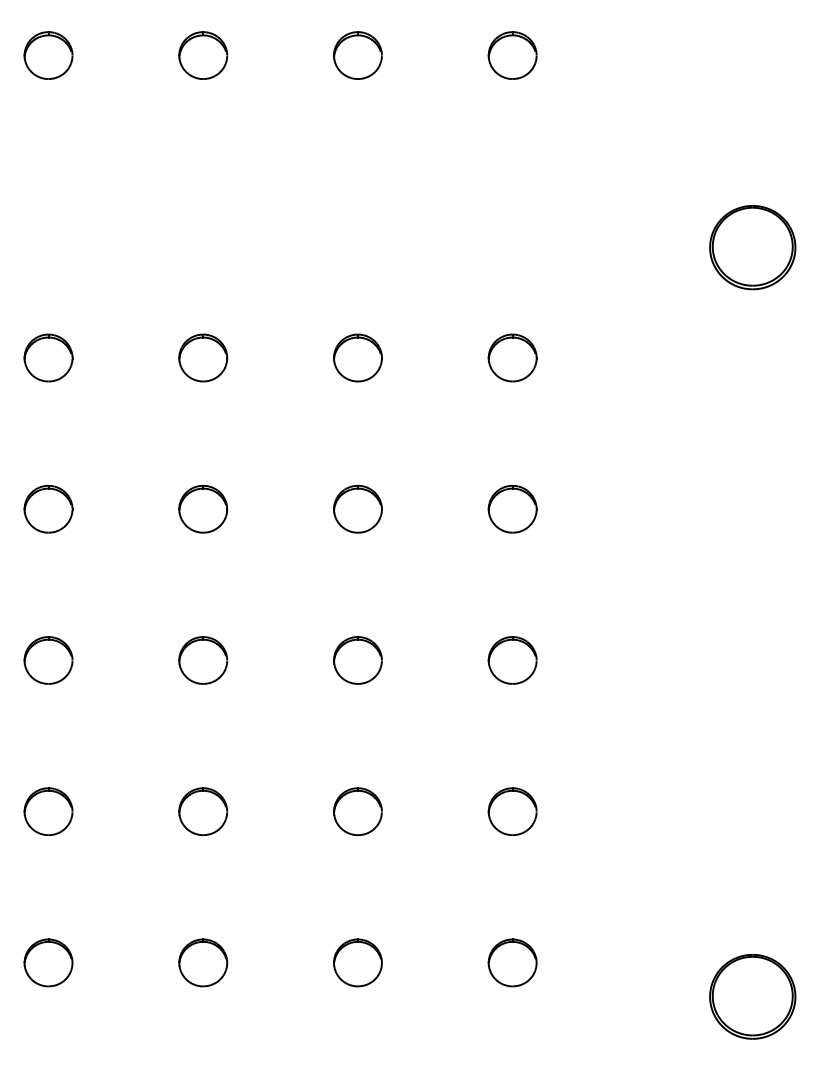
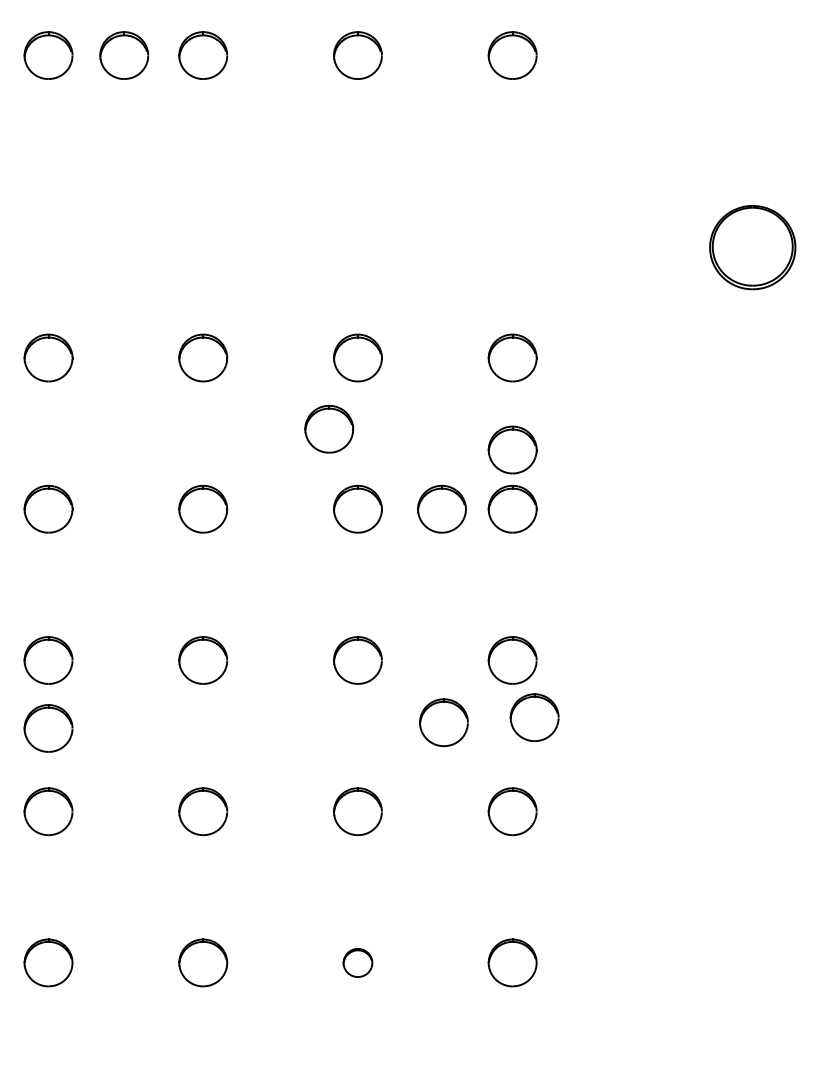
part: none -> present (124, 55)
part: none -> present (329, 428)
part: none -> present (512, 449)
part: none -> present (441, 508)
part: none -> present (534, 717)
part: none -> present (443, 722)
part: none -> present (48, 728)
part size: 50x50 px -> 32x30 px (357, 962)
part: present -> none (752, 996)
